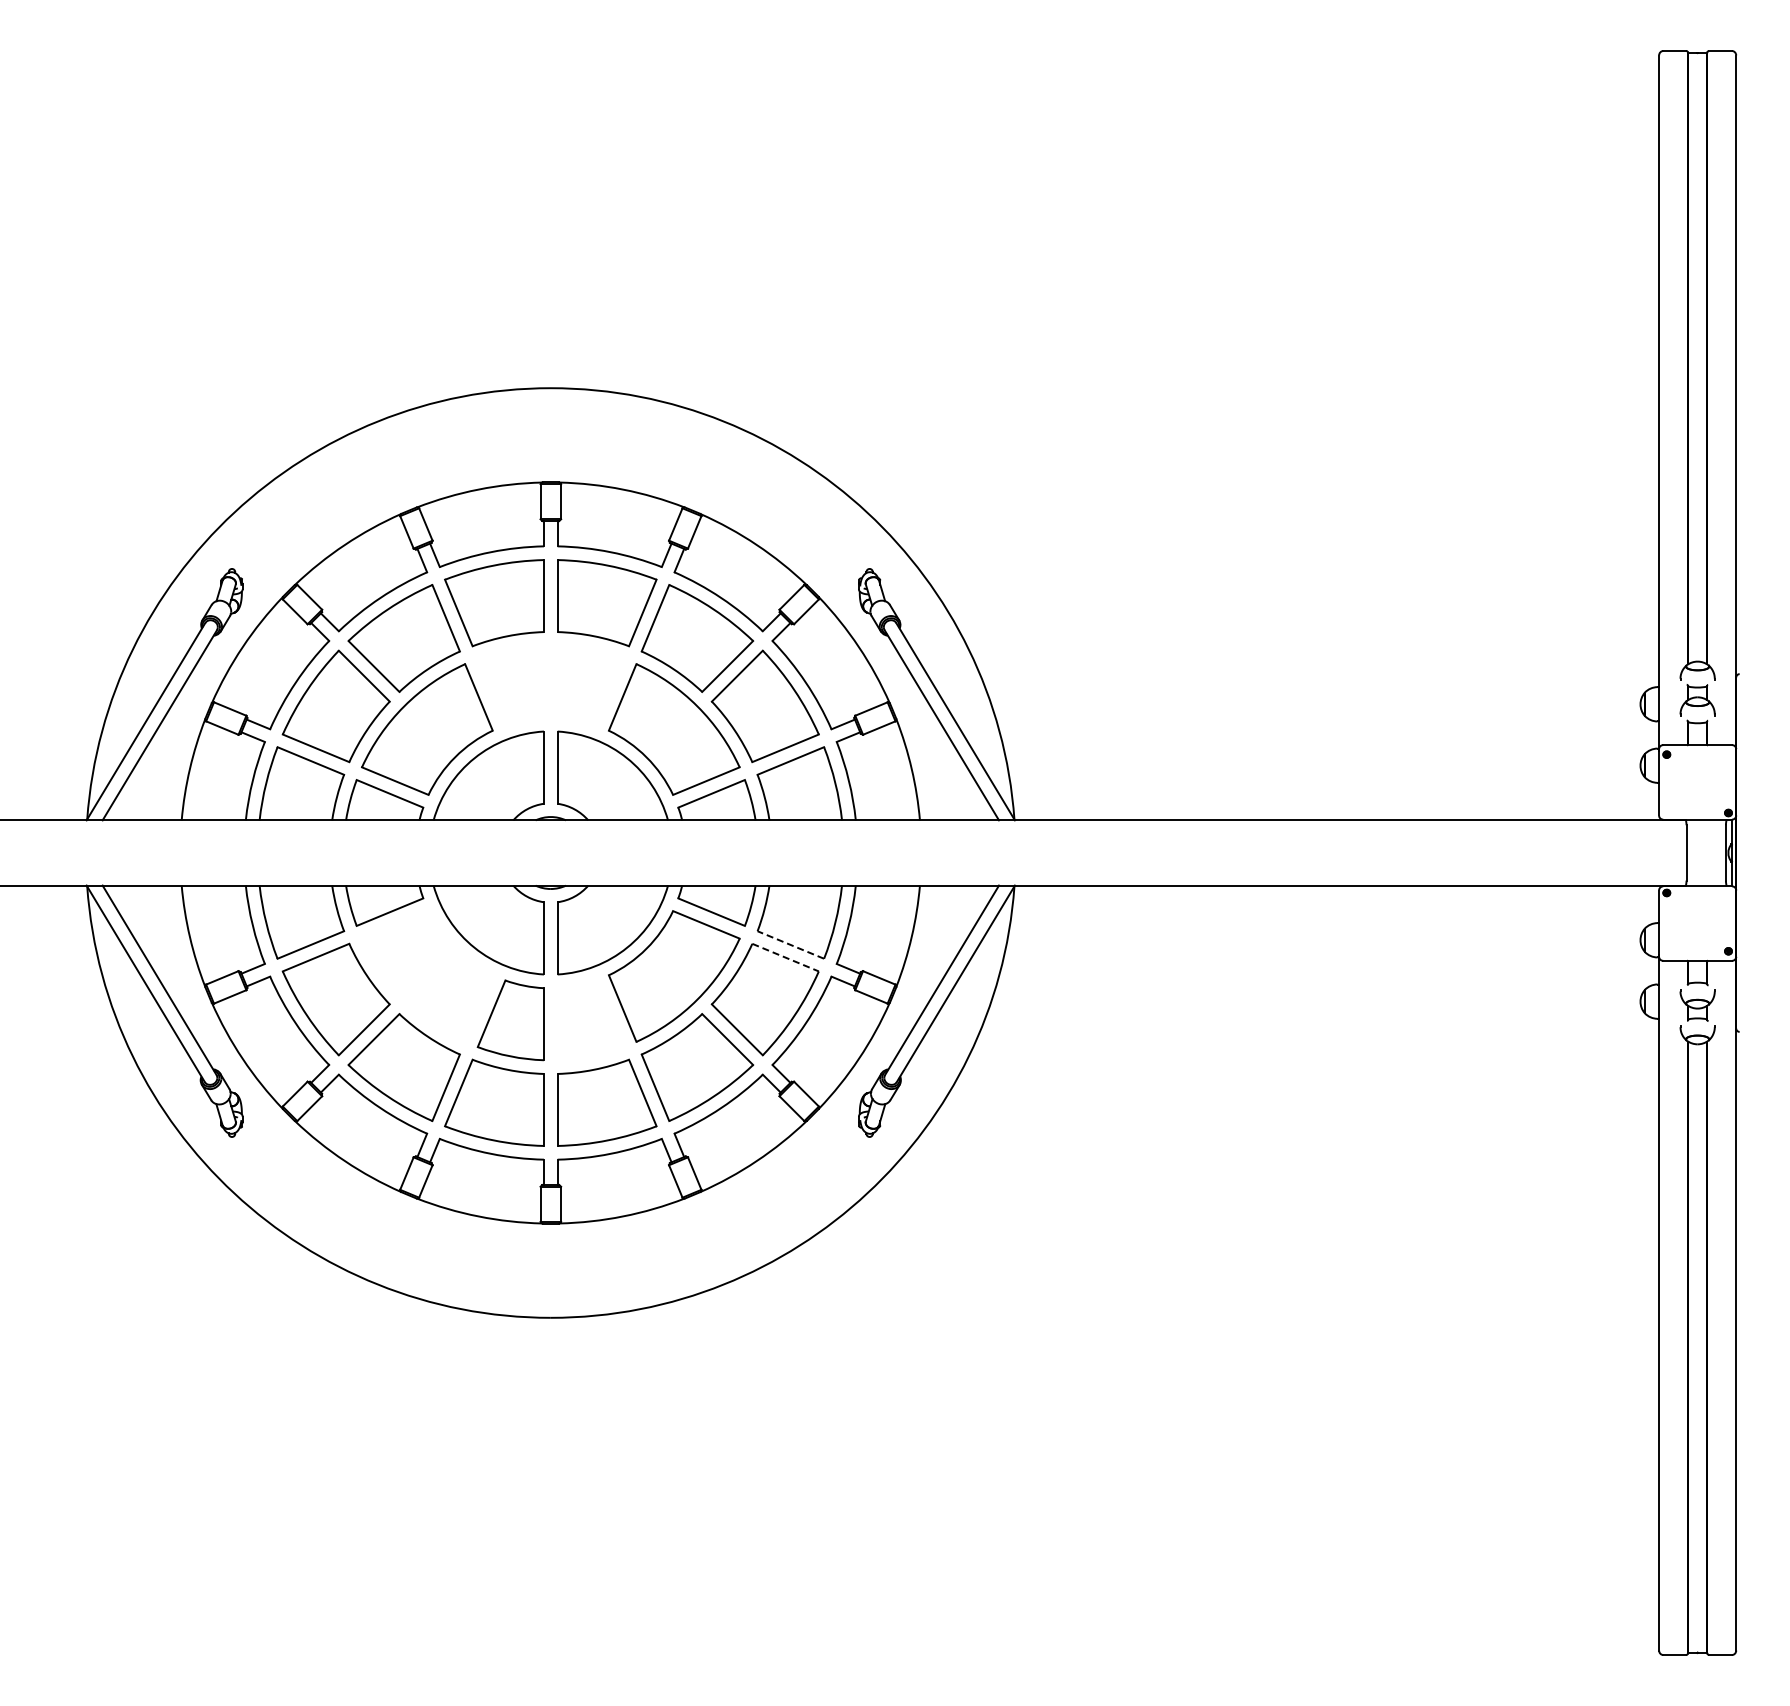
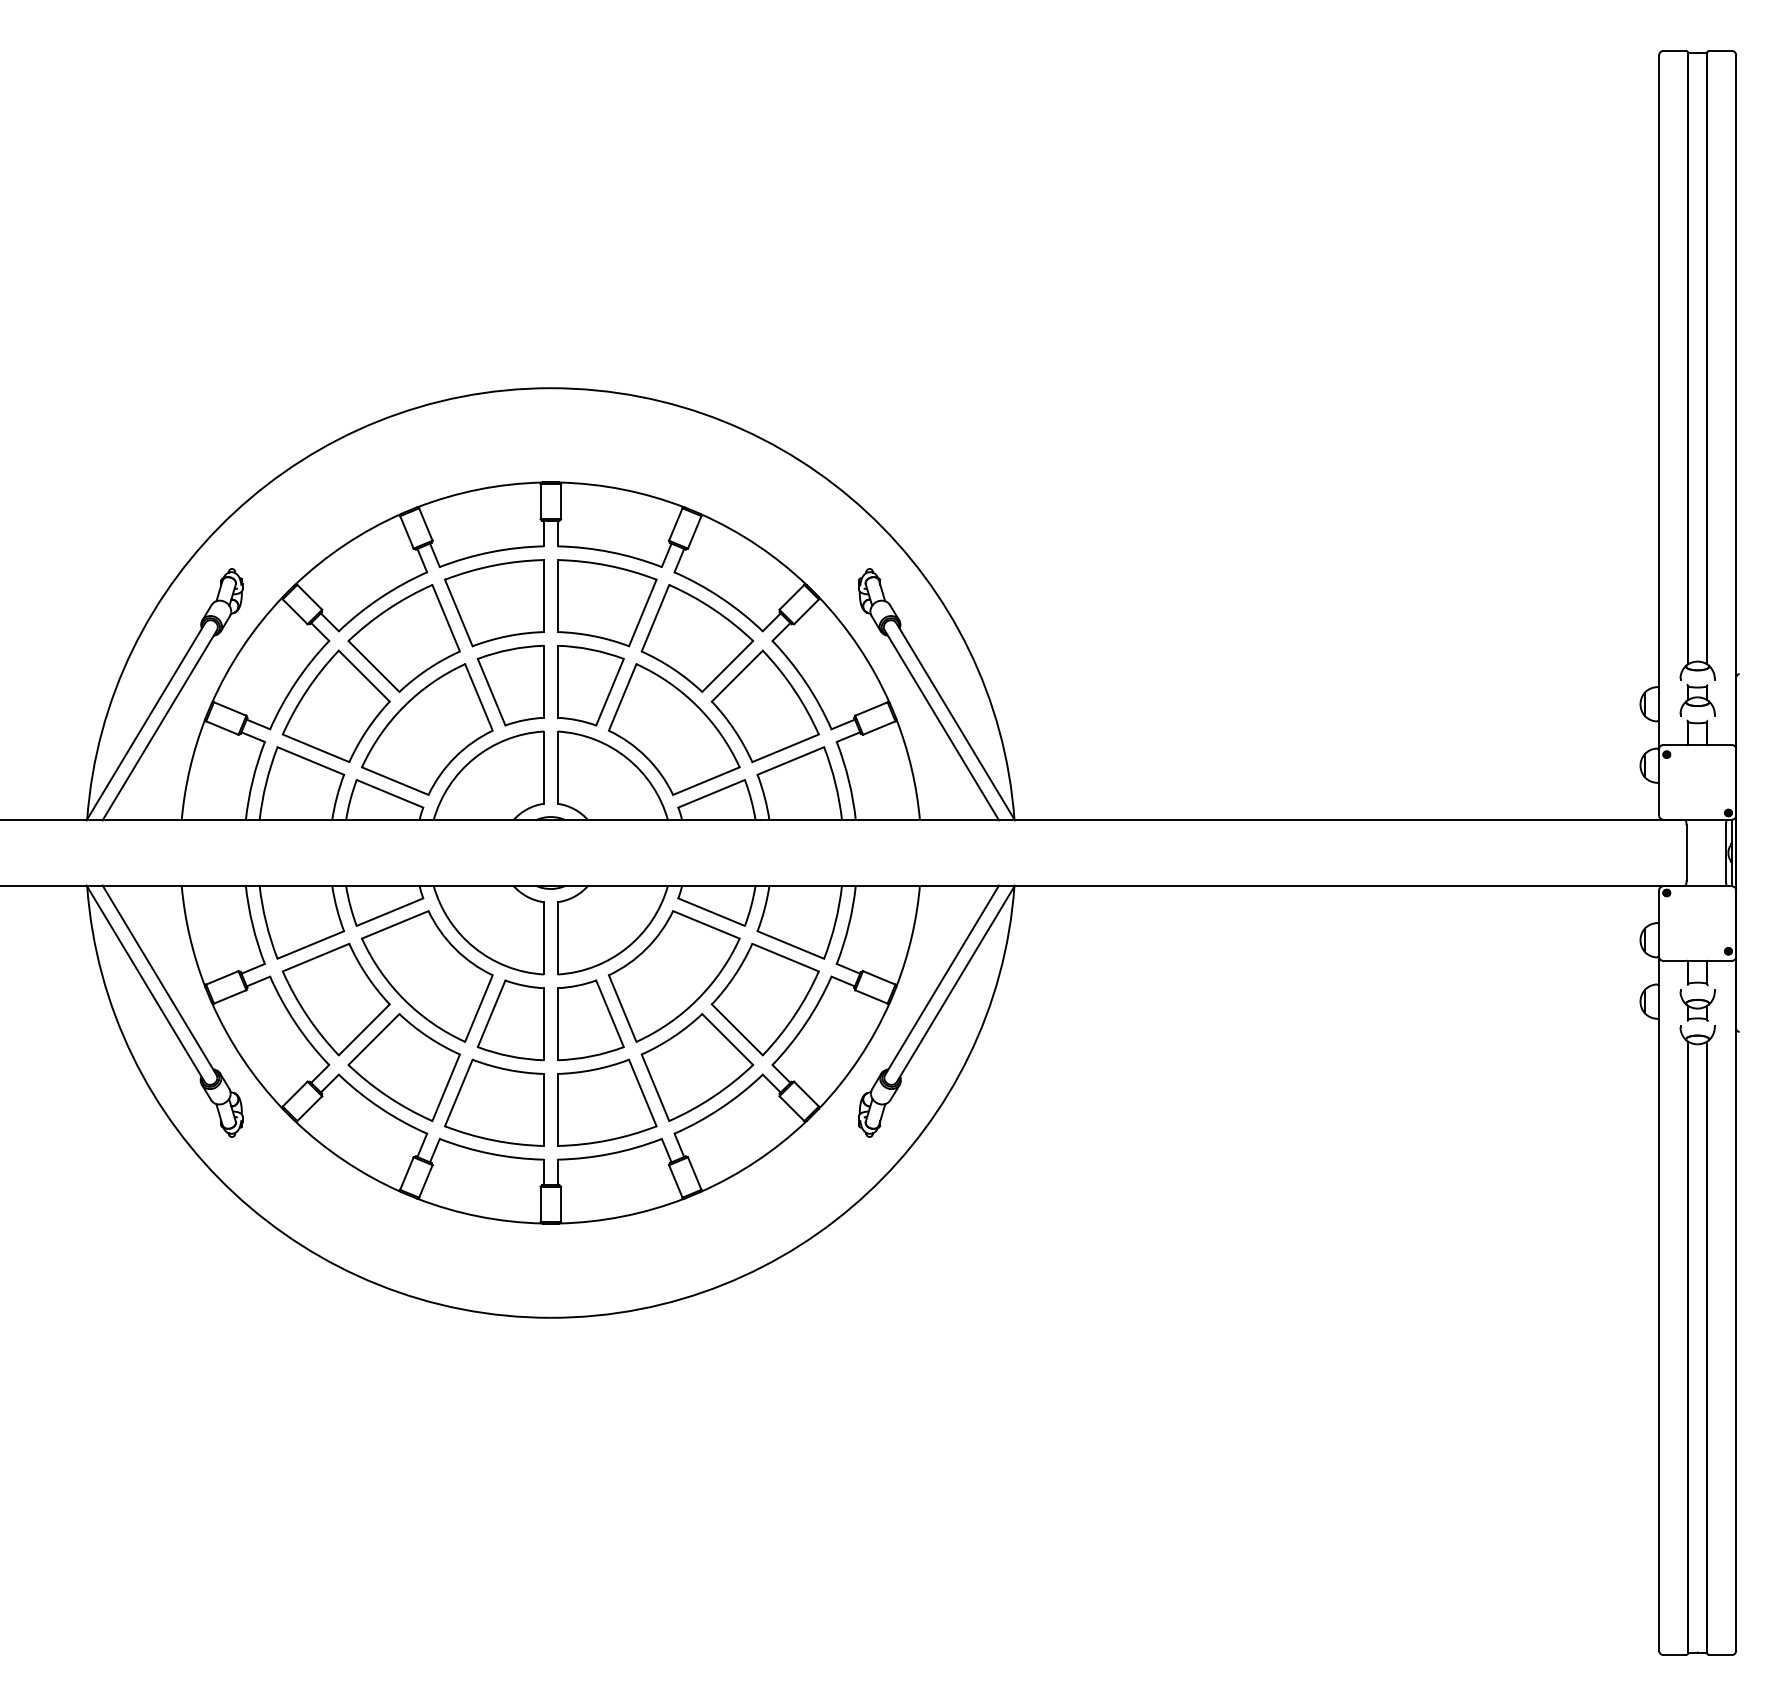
part: none -> present (510, 685)
part: none -> present (590, 685)
line: dashed -> solid (790, 945)
line: dashed -> solid (785, 957)
part: none -> present (427, 976)
part: none -> present (590, 1020)
